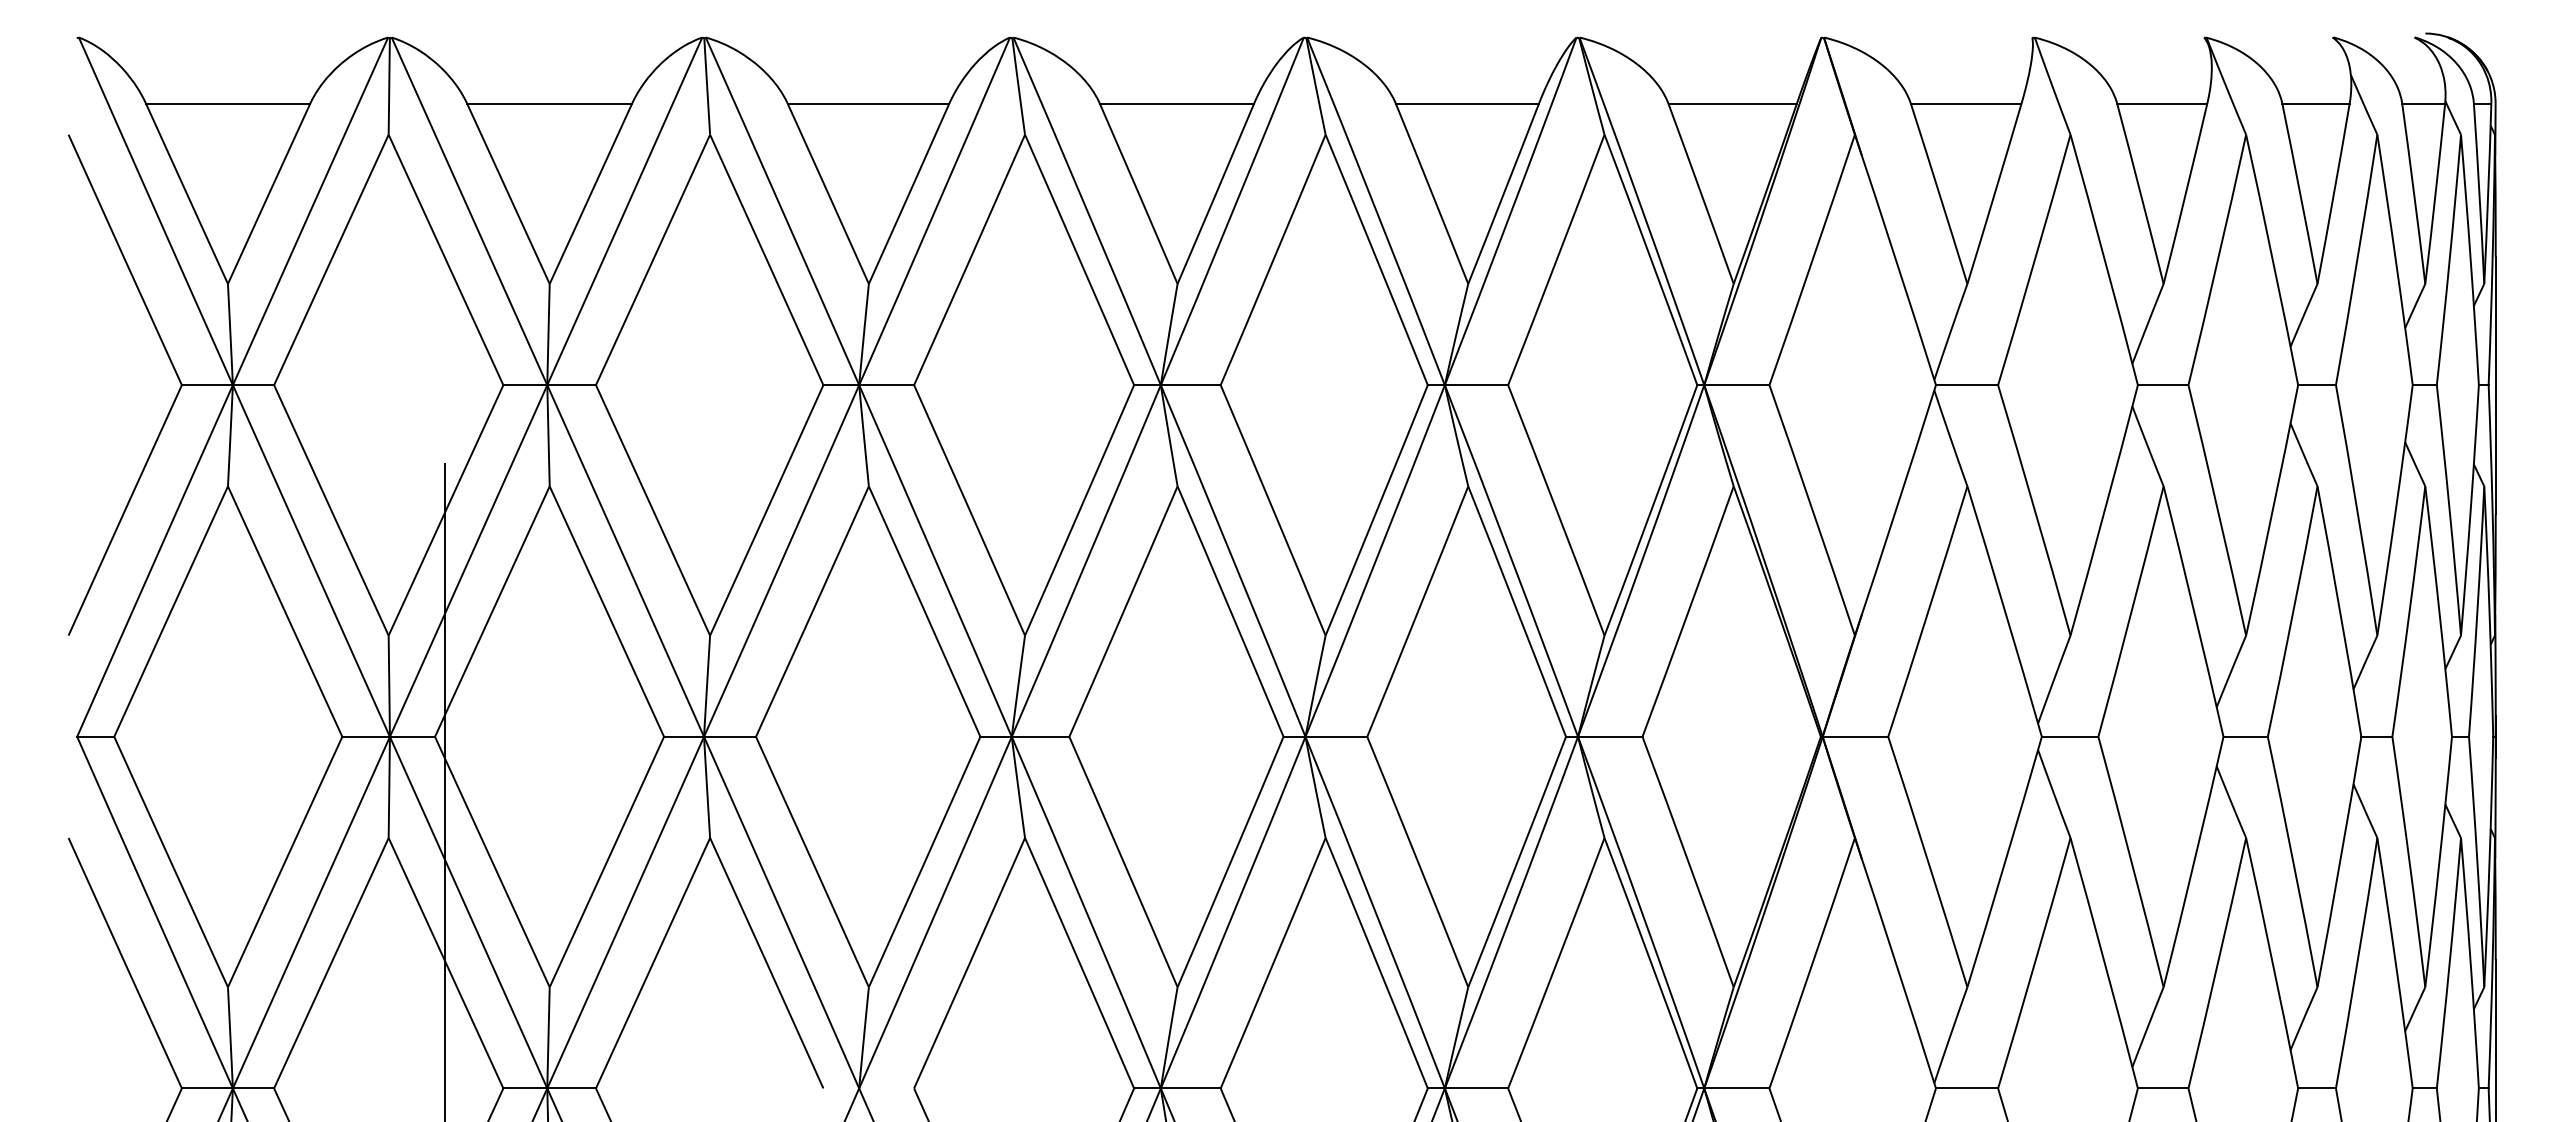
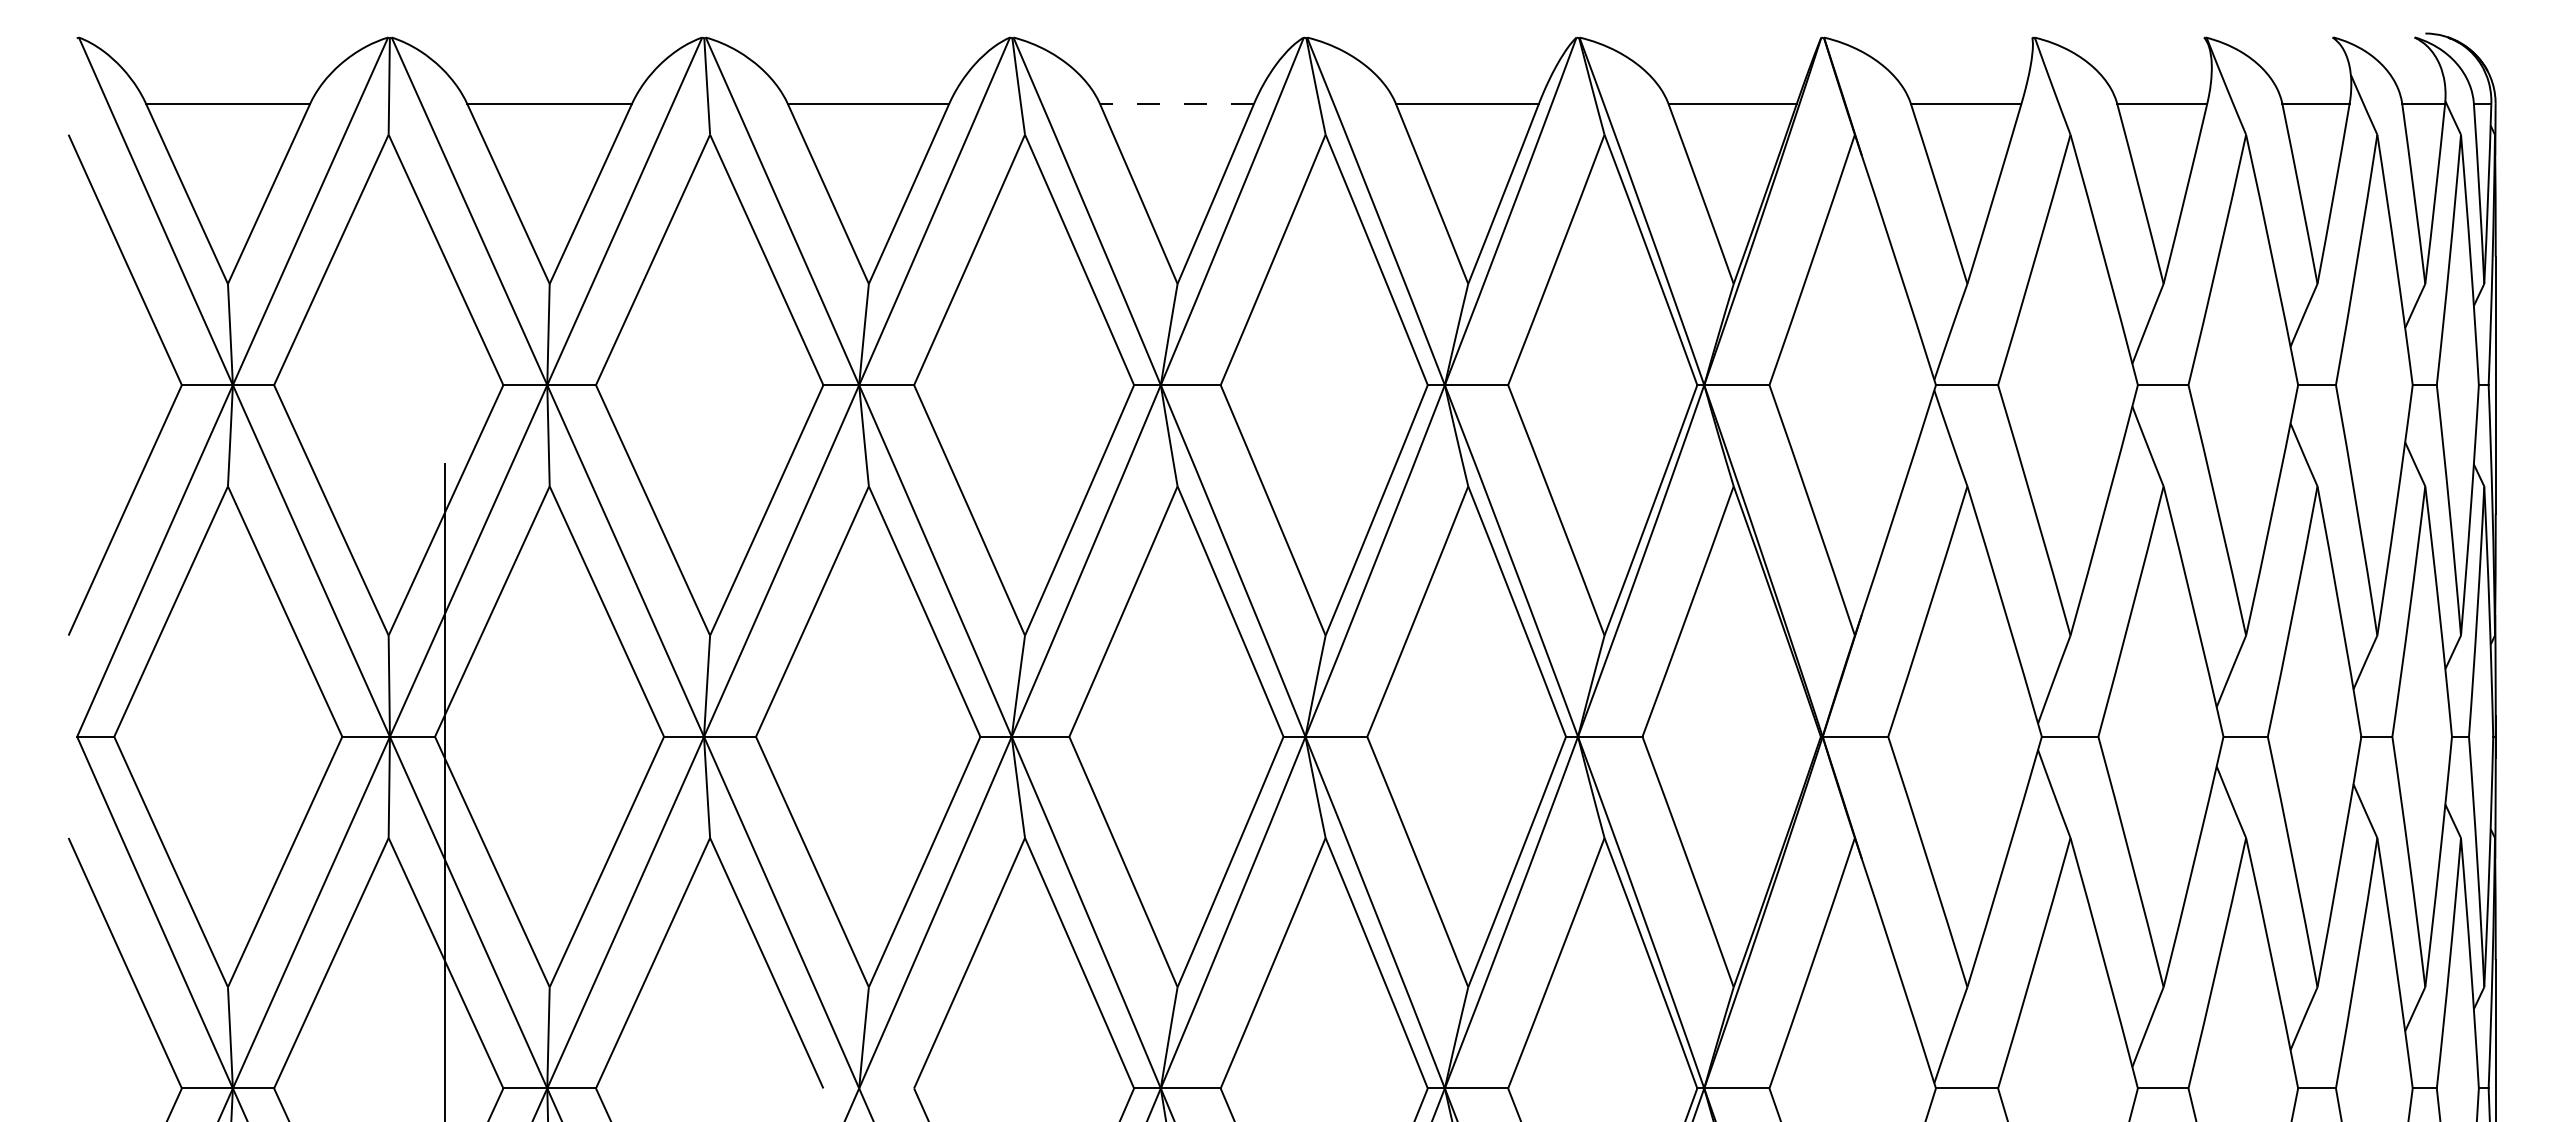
line: solid -> dashed (1176, 103)
